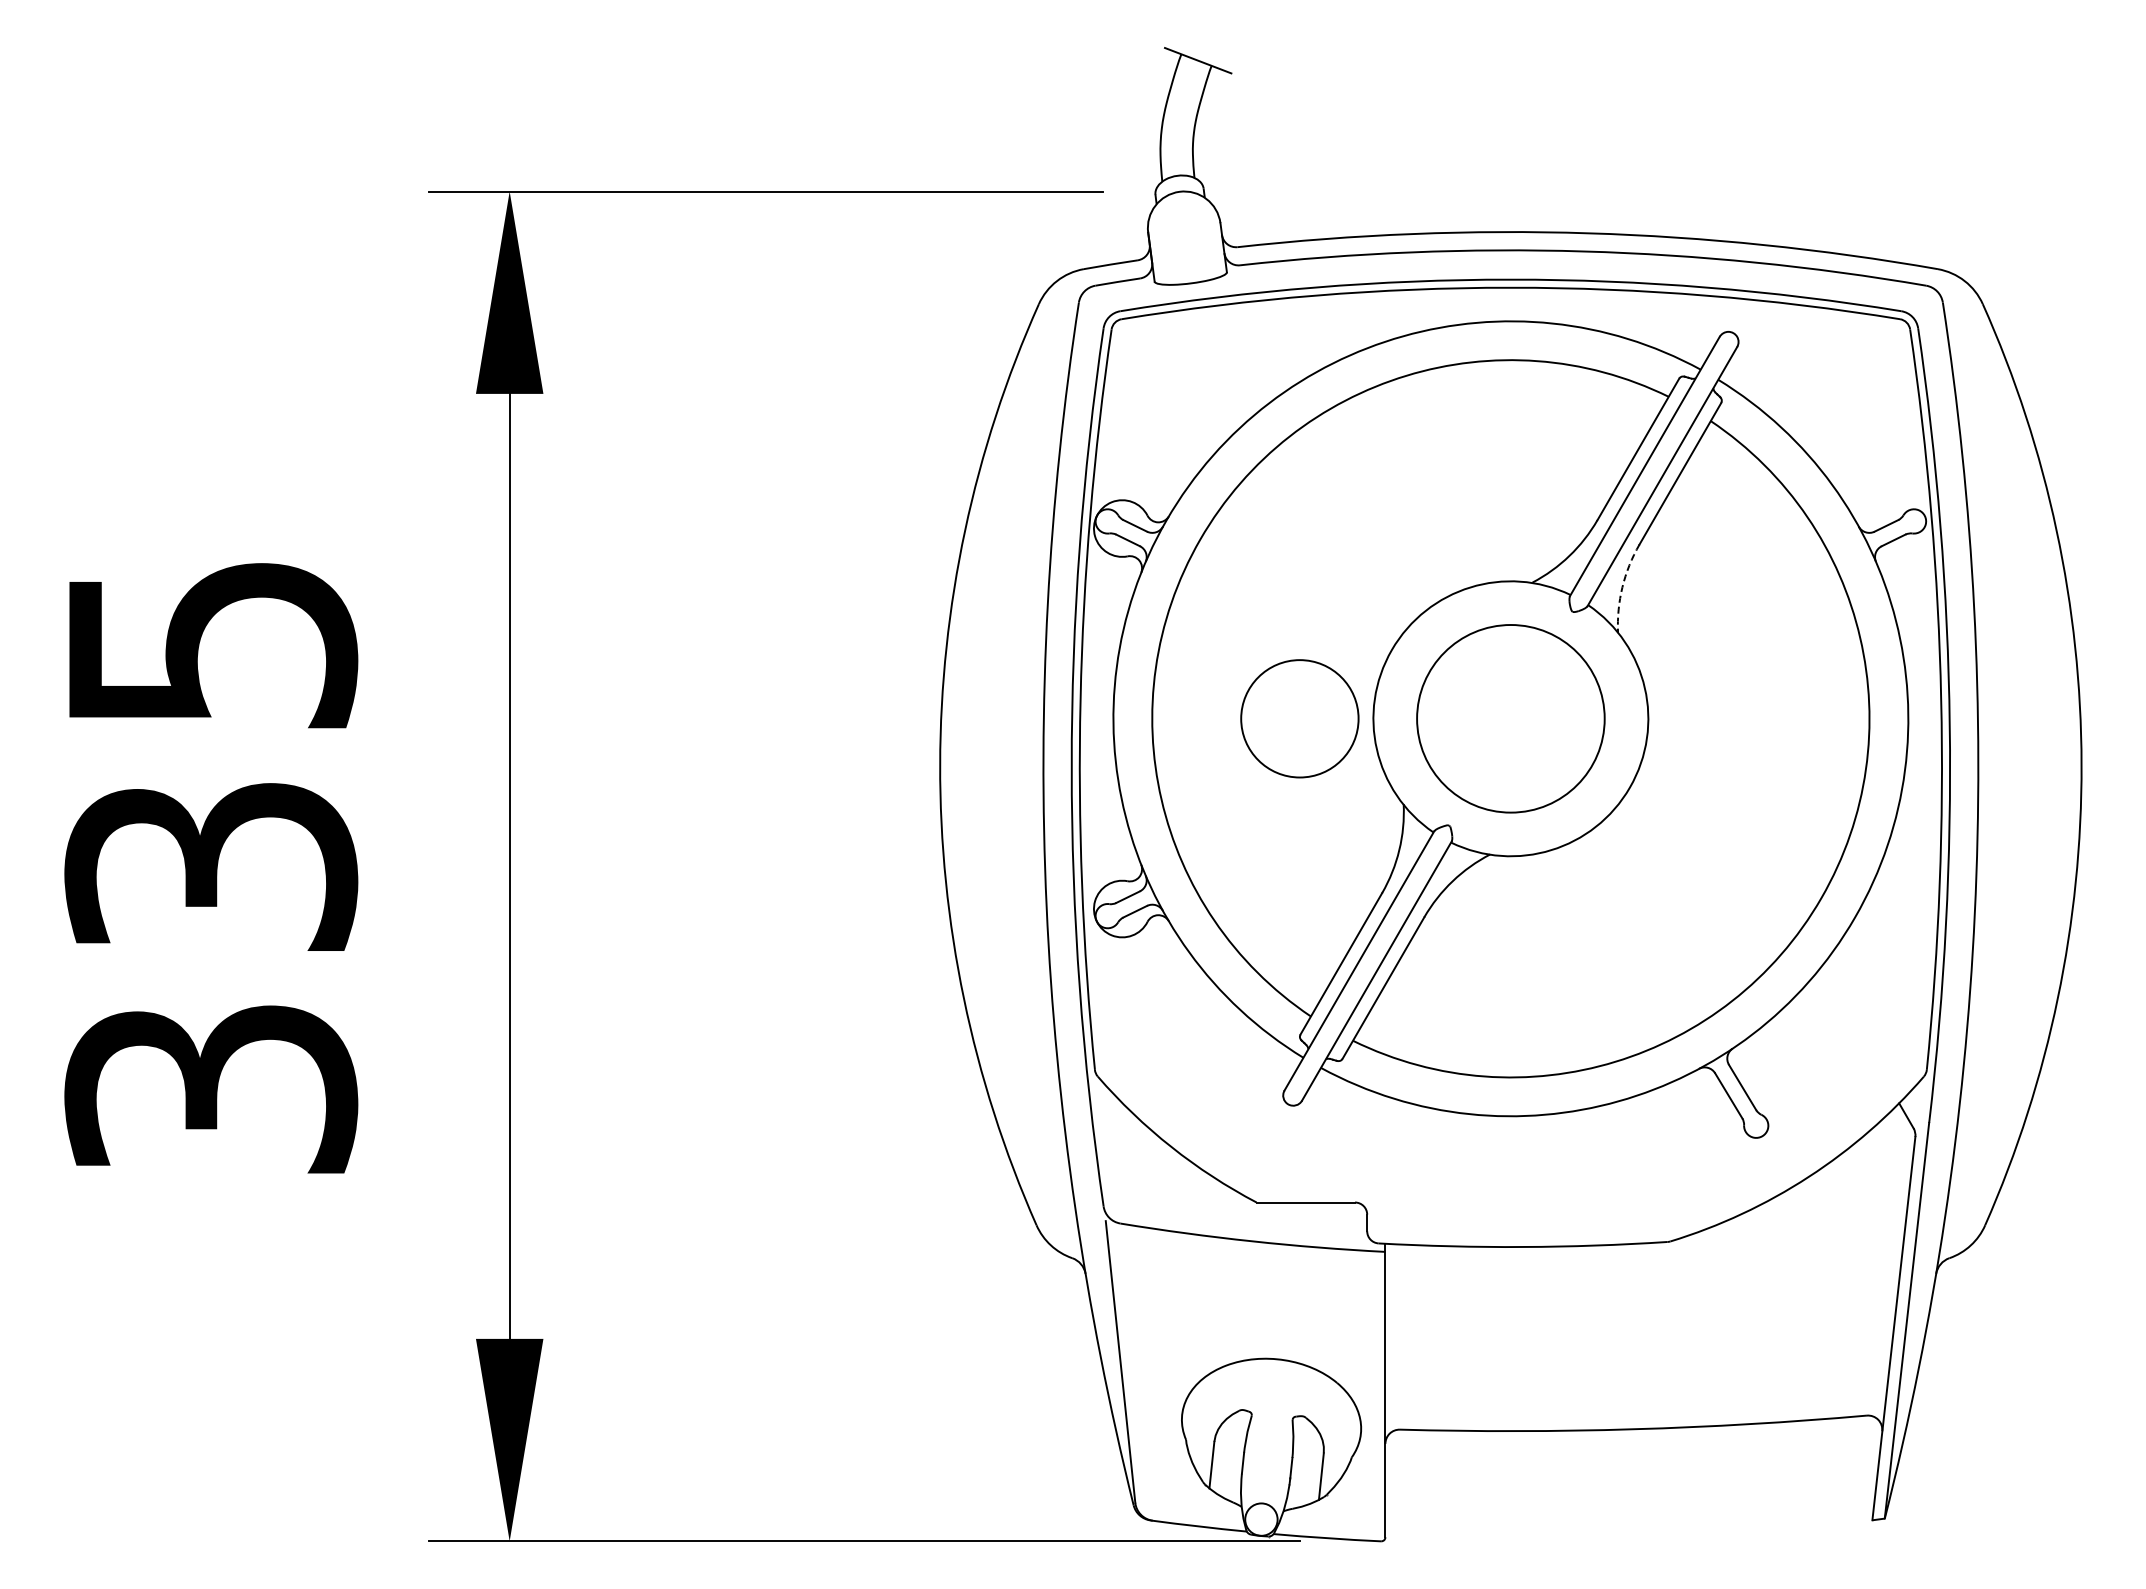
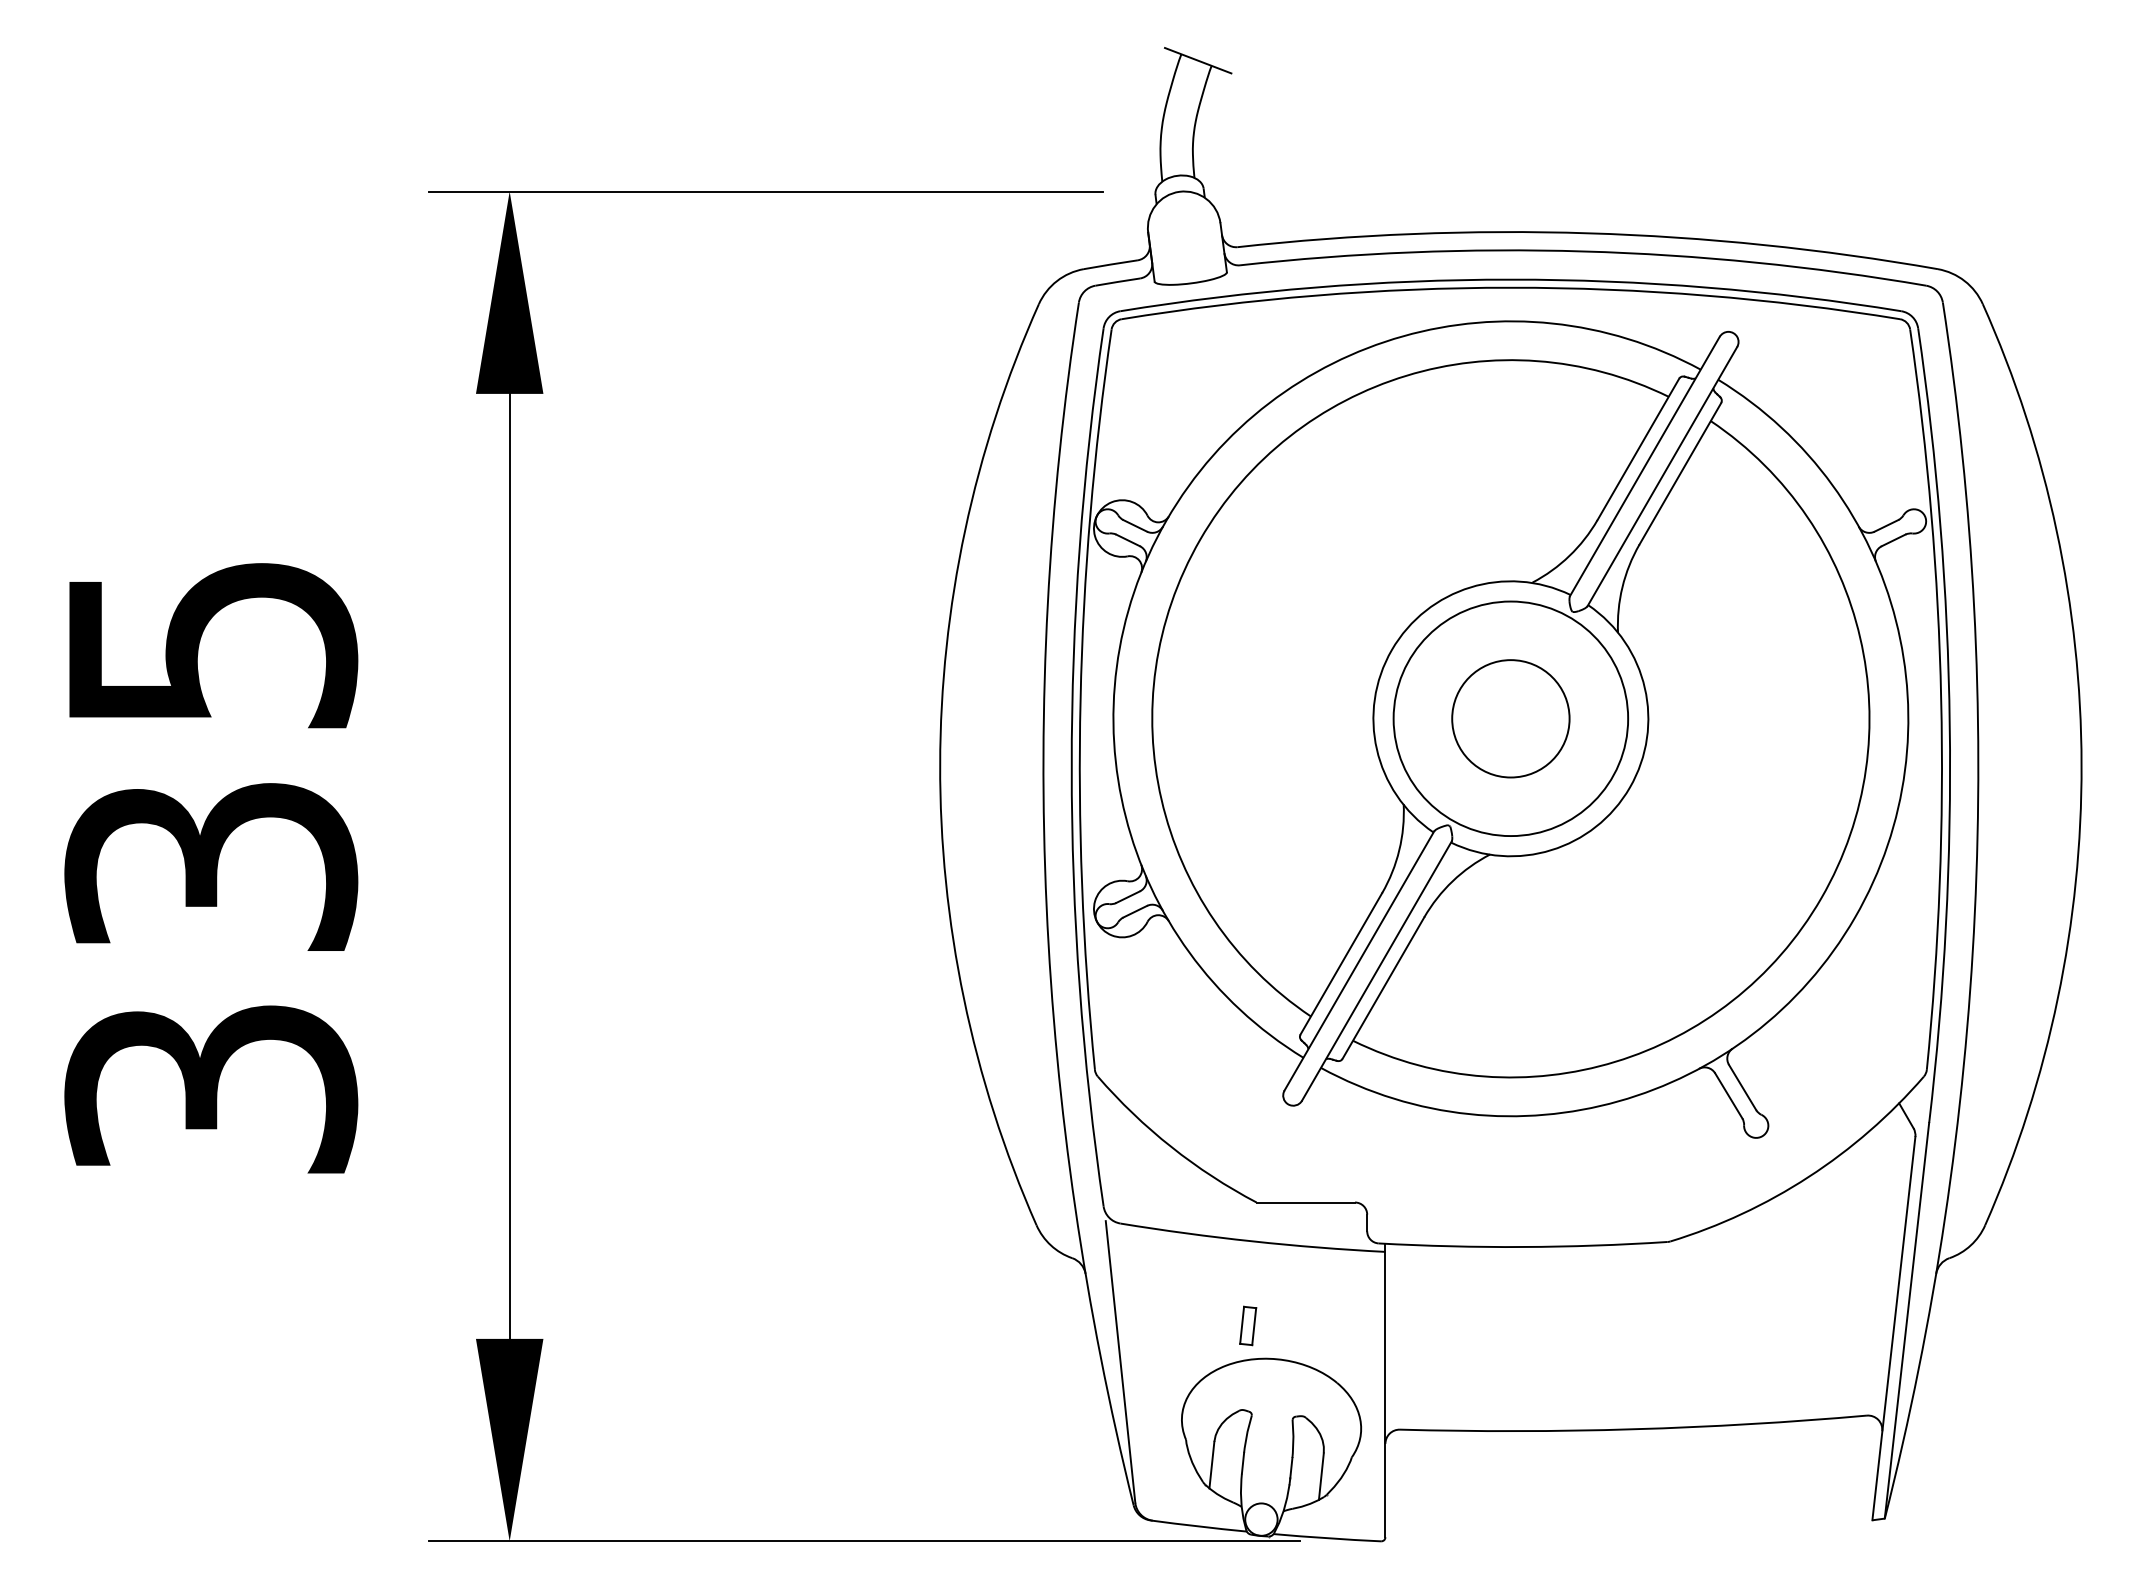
arc: dashed -> solid (1622, 587)
circle position: (1299, 718) -> (1510, 718) (1510, 718)
circle diameter: 188 px -> 235 px (1510, 718)
part: none -> present (1248, 1325)
